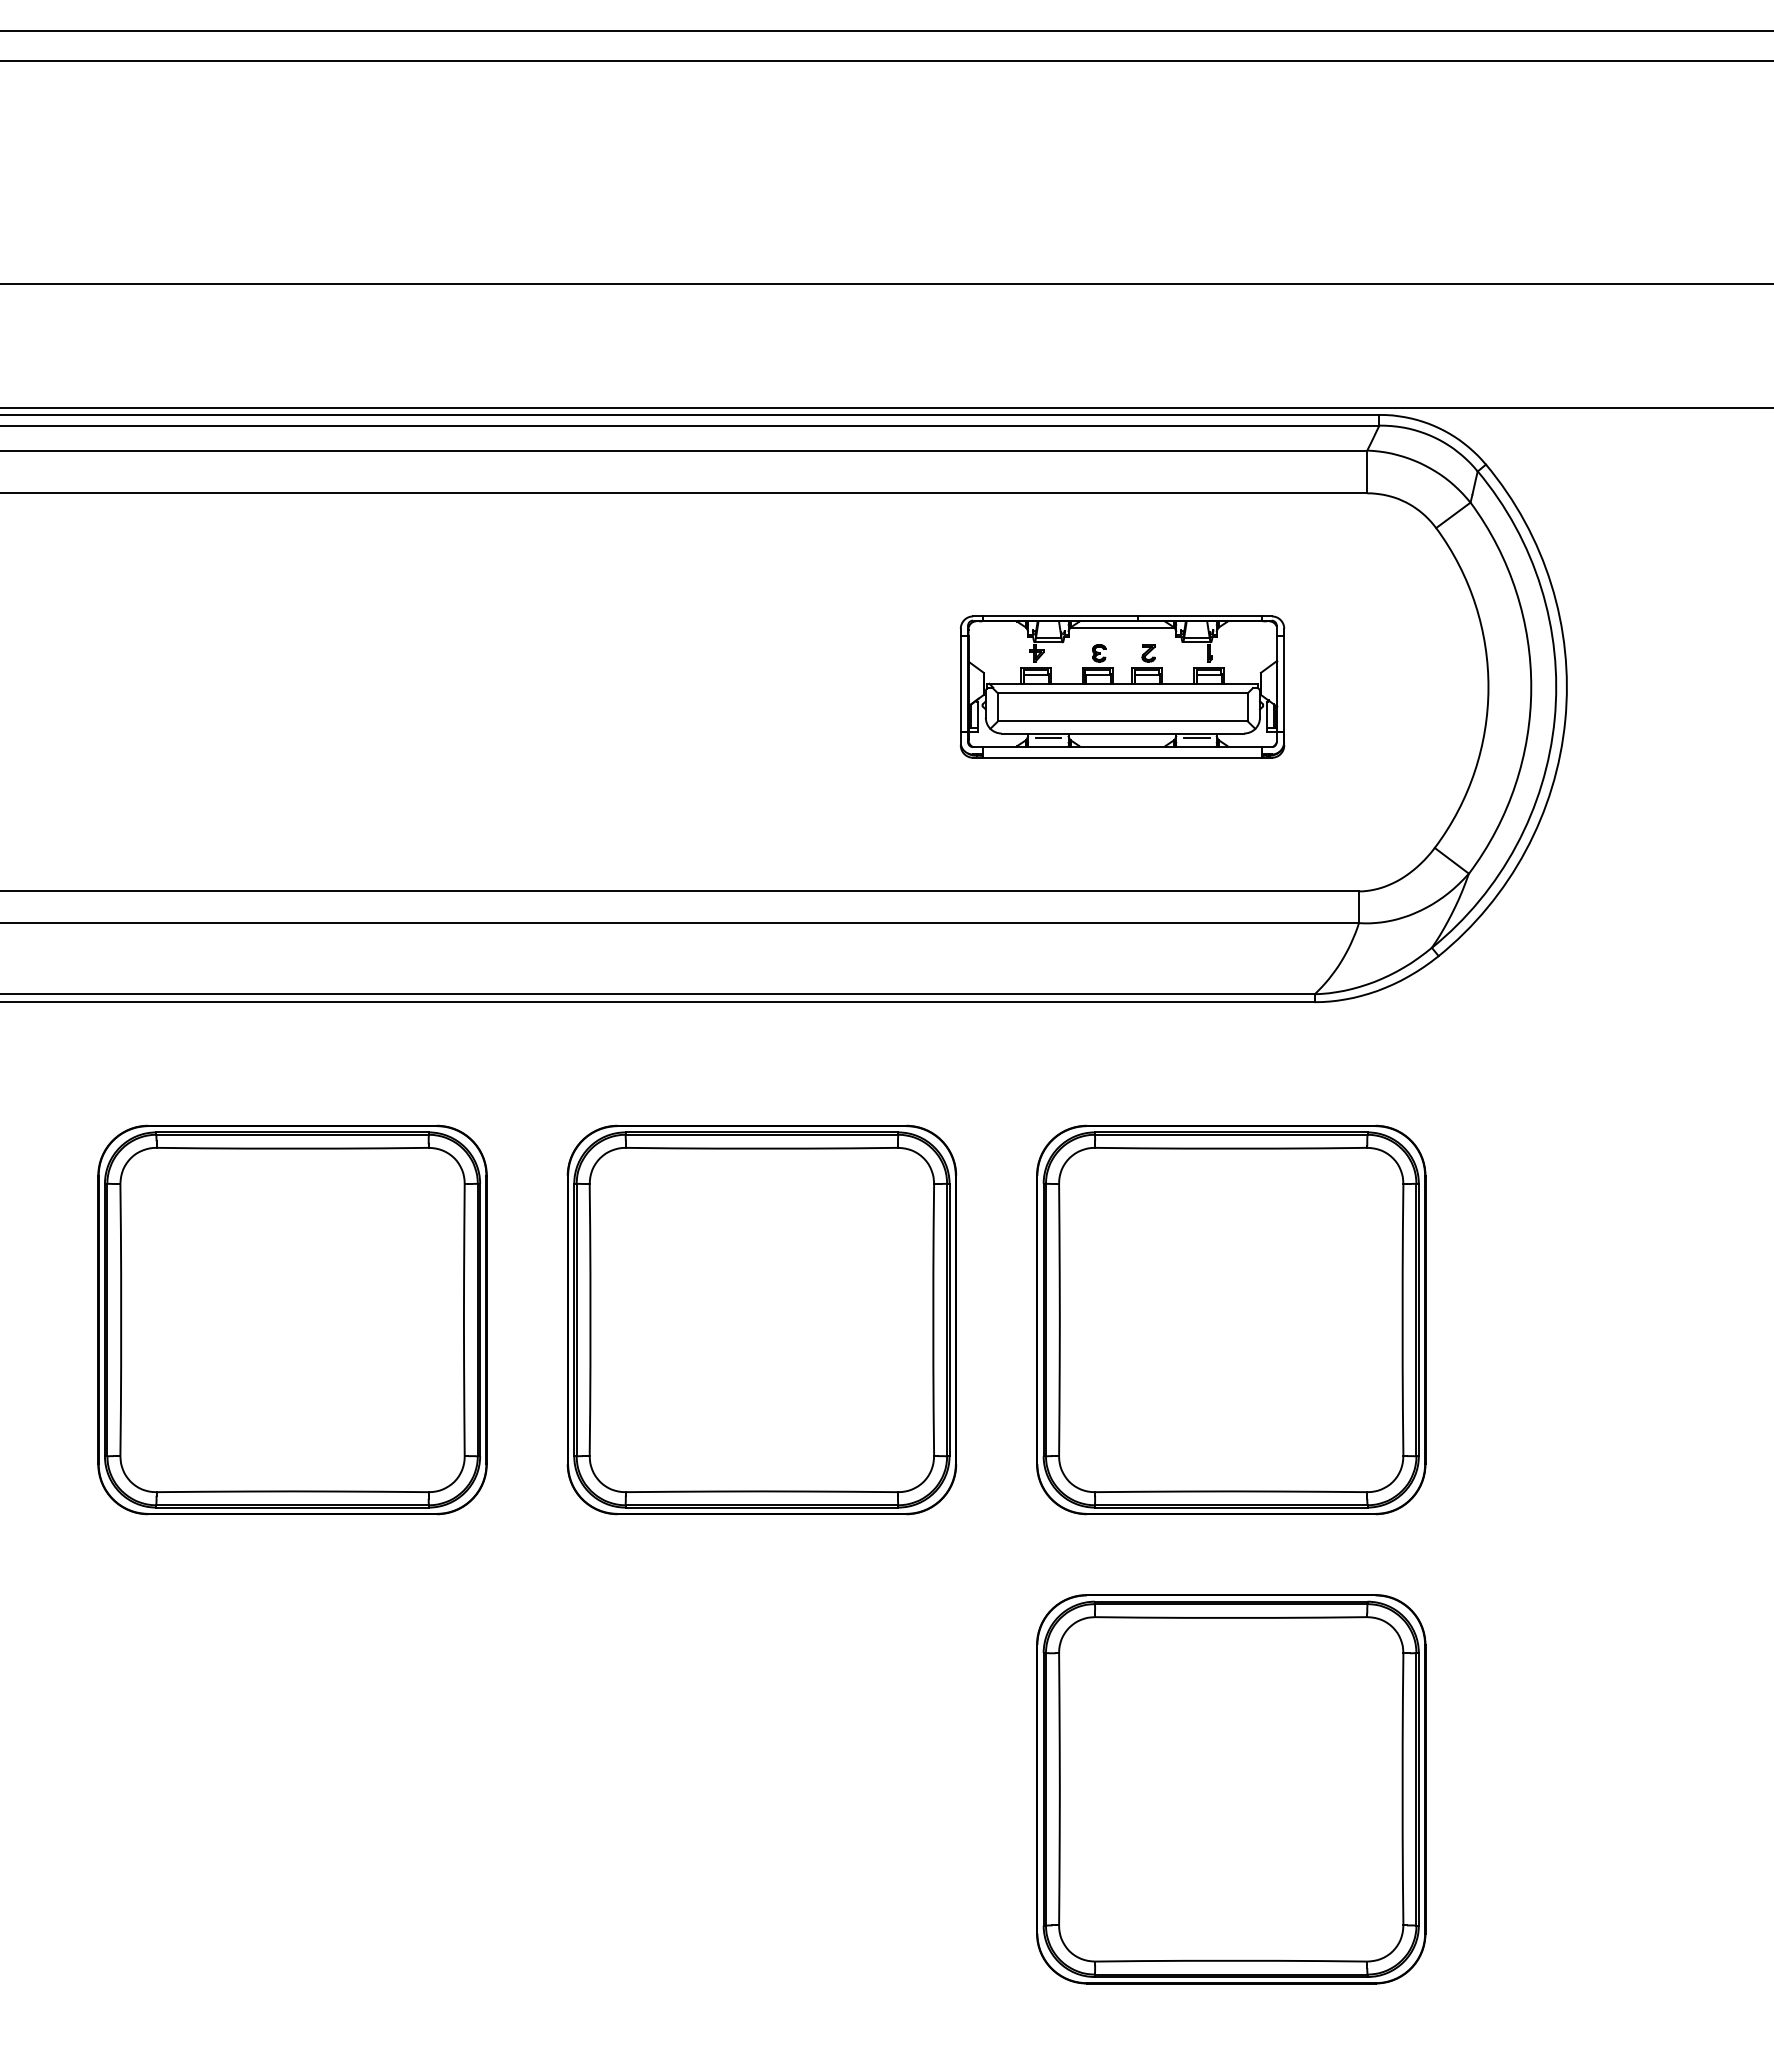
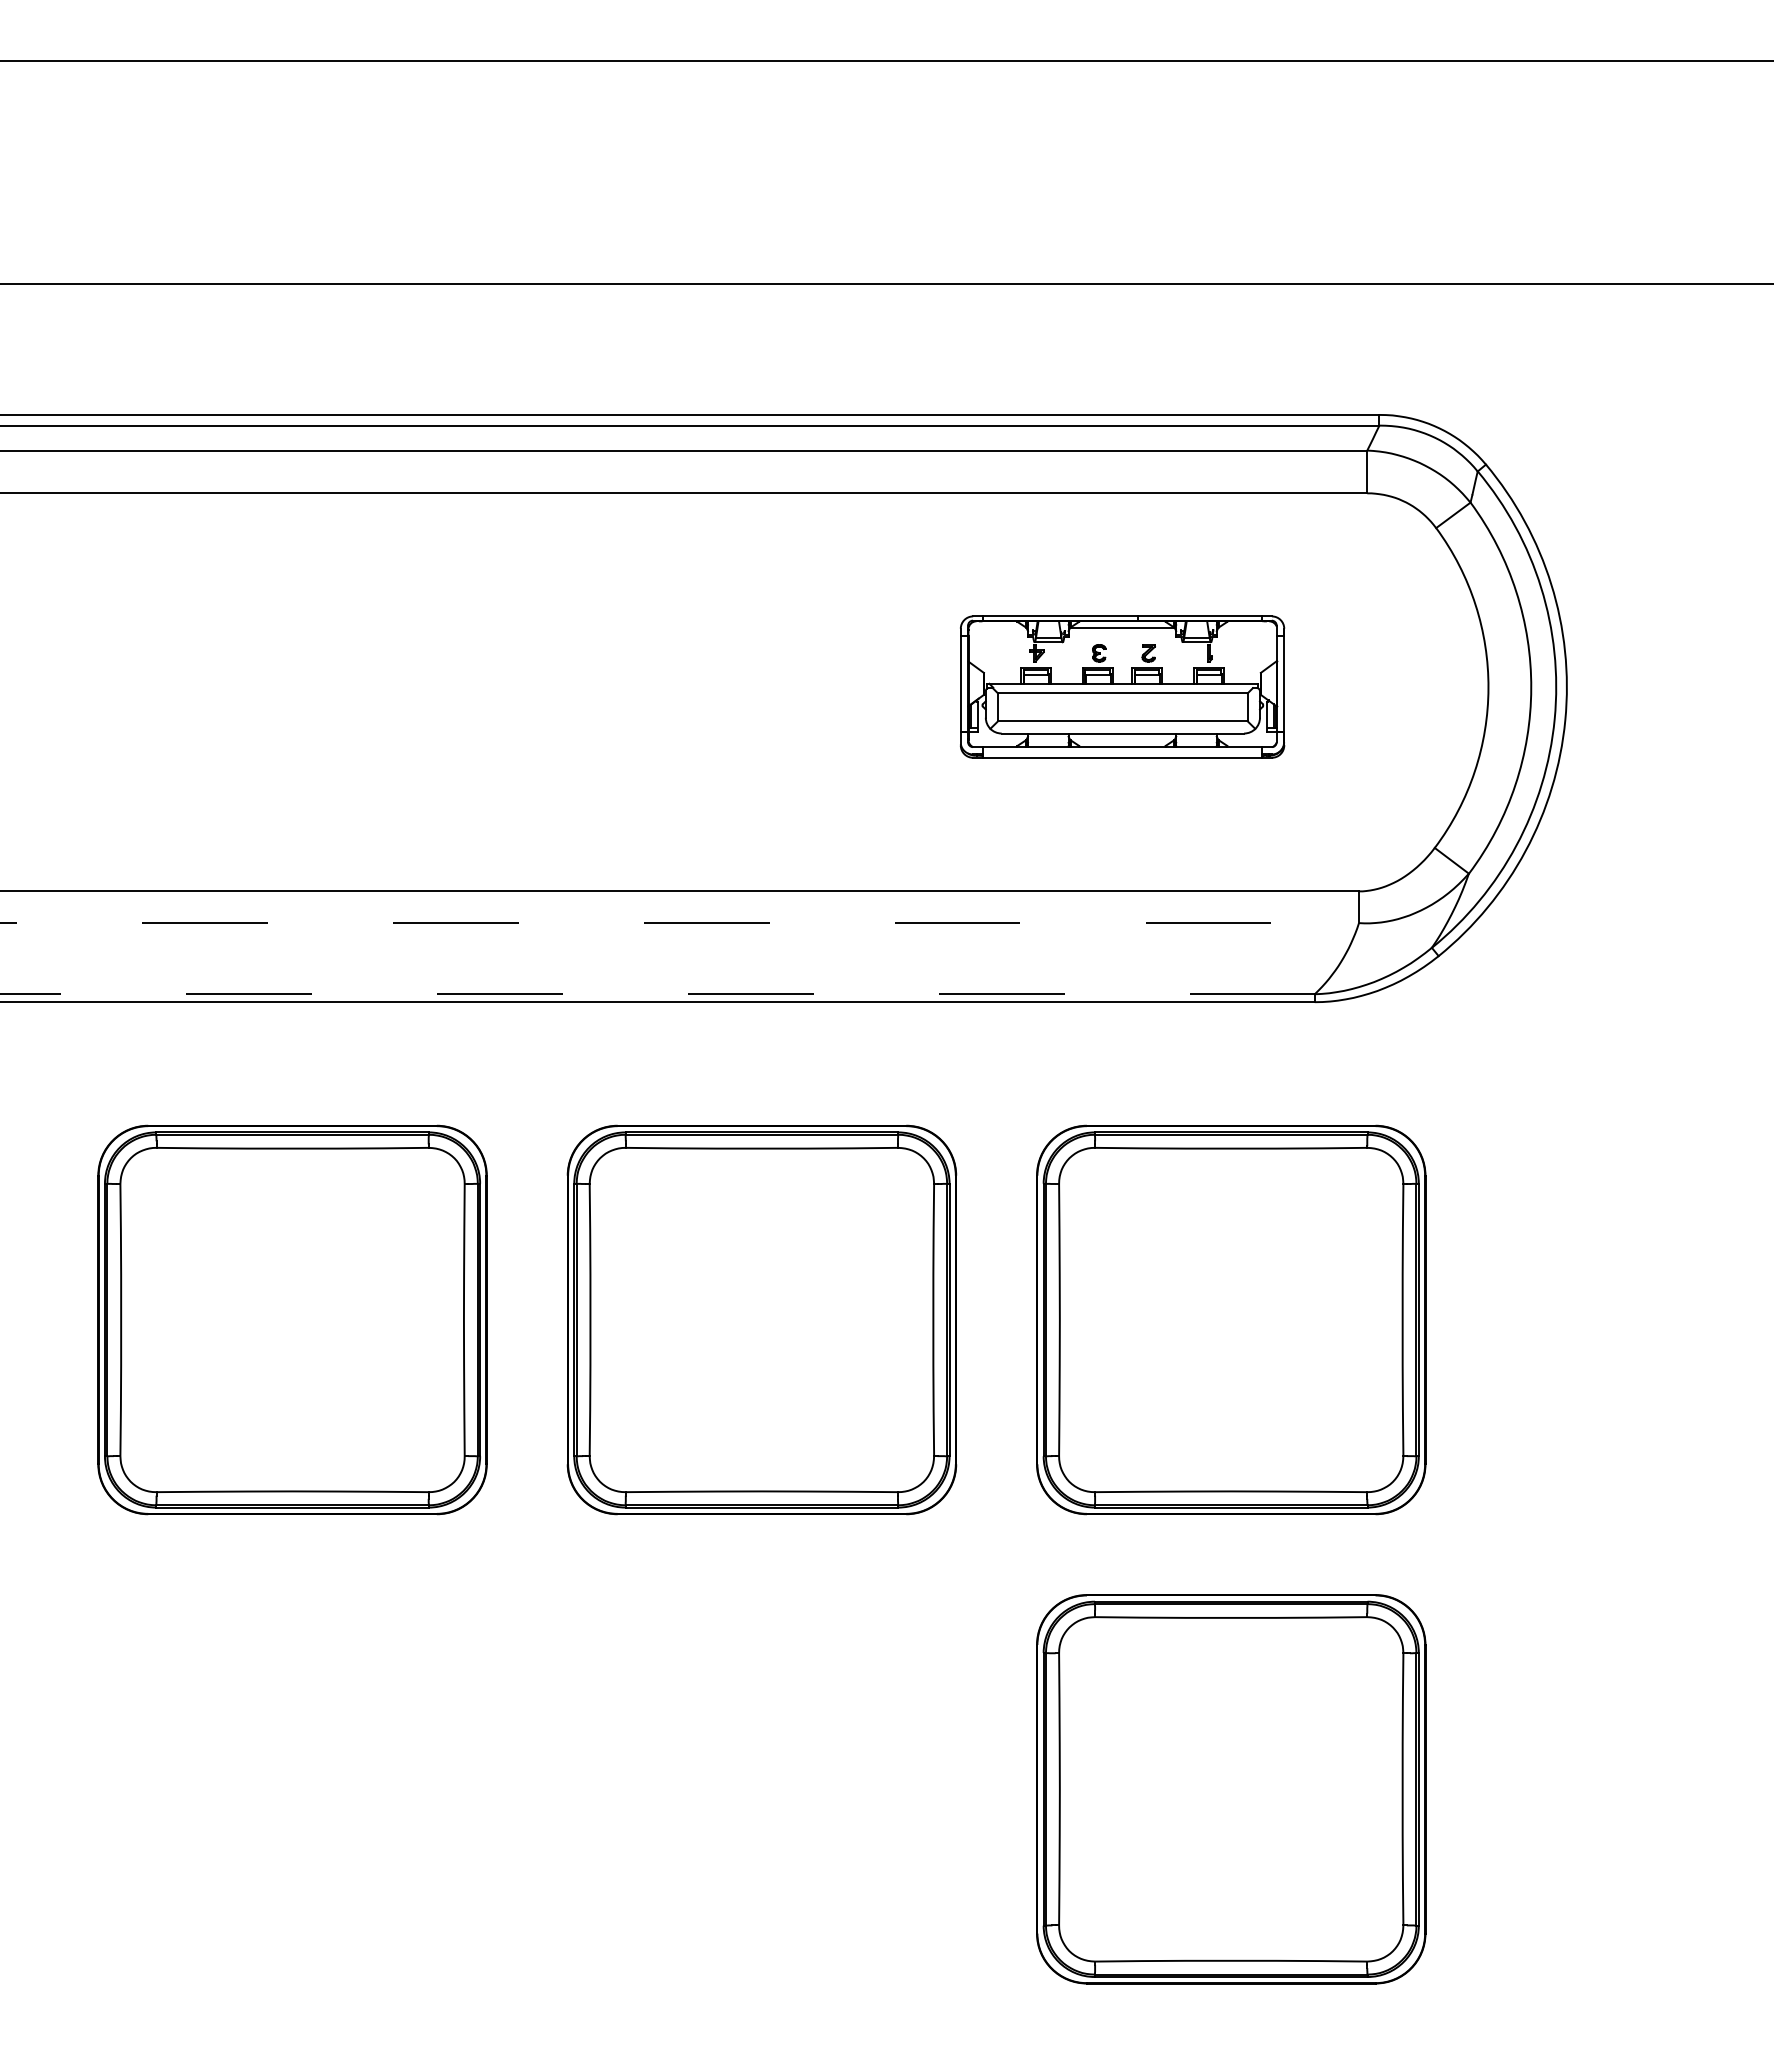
line: present -> none (886, 31)
line: present -> none (886, 408)
line: present -> none (1048, 738)
line: present -> none (1196, 738)
line: solid -> dashed (680, 923)
line: solid -> dashed (657, 994)
